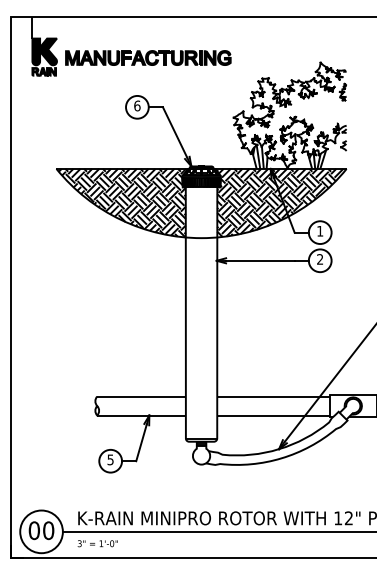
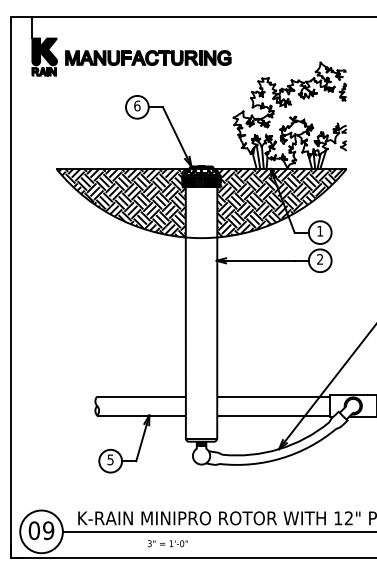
text: 00 -> 09 (48, 530)
text position: (97, 543) -> (167, 543) (167, 543)
